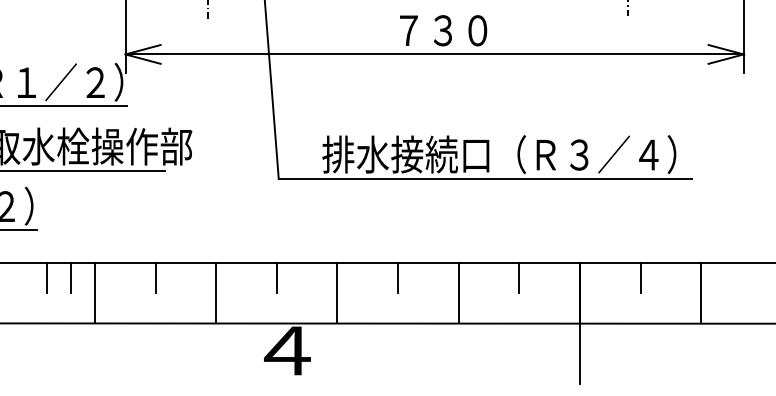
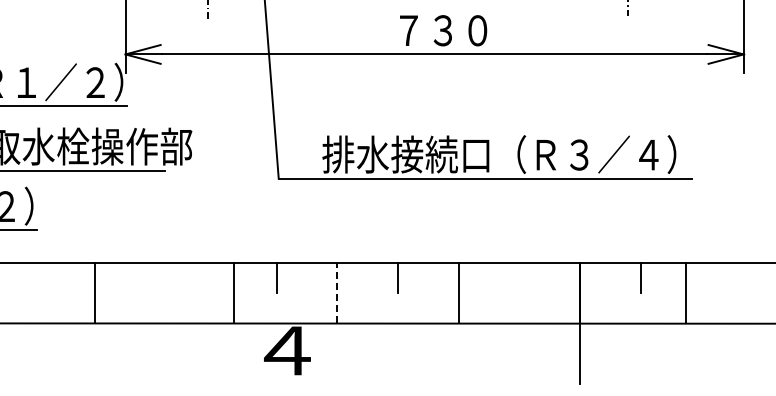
line: present -> none (46, 277)
line: present -> none (70, 277)
line: present -> none (155, 277)
line: present -> none (519, 277)
line position: (216, 292) -> (234, 292) (234, 292)
line: solid -> dashed (337, 292)
line position: (701, 292) -> (686, 292) (686, 292)
